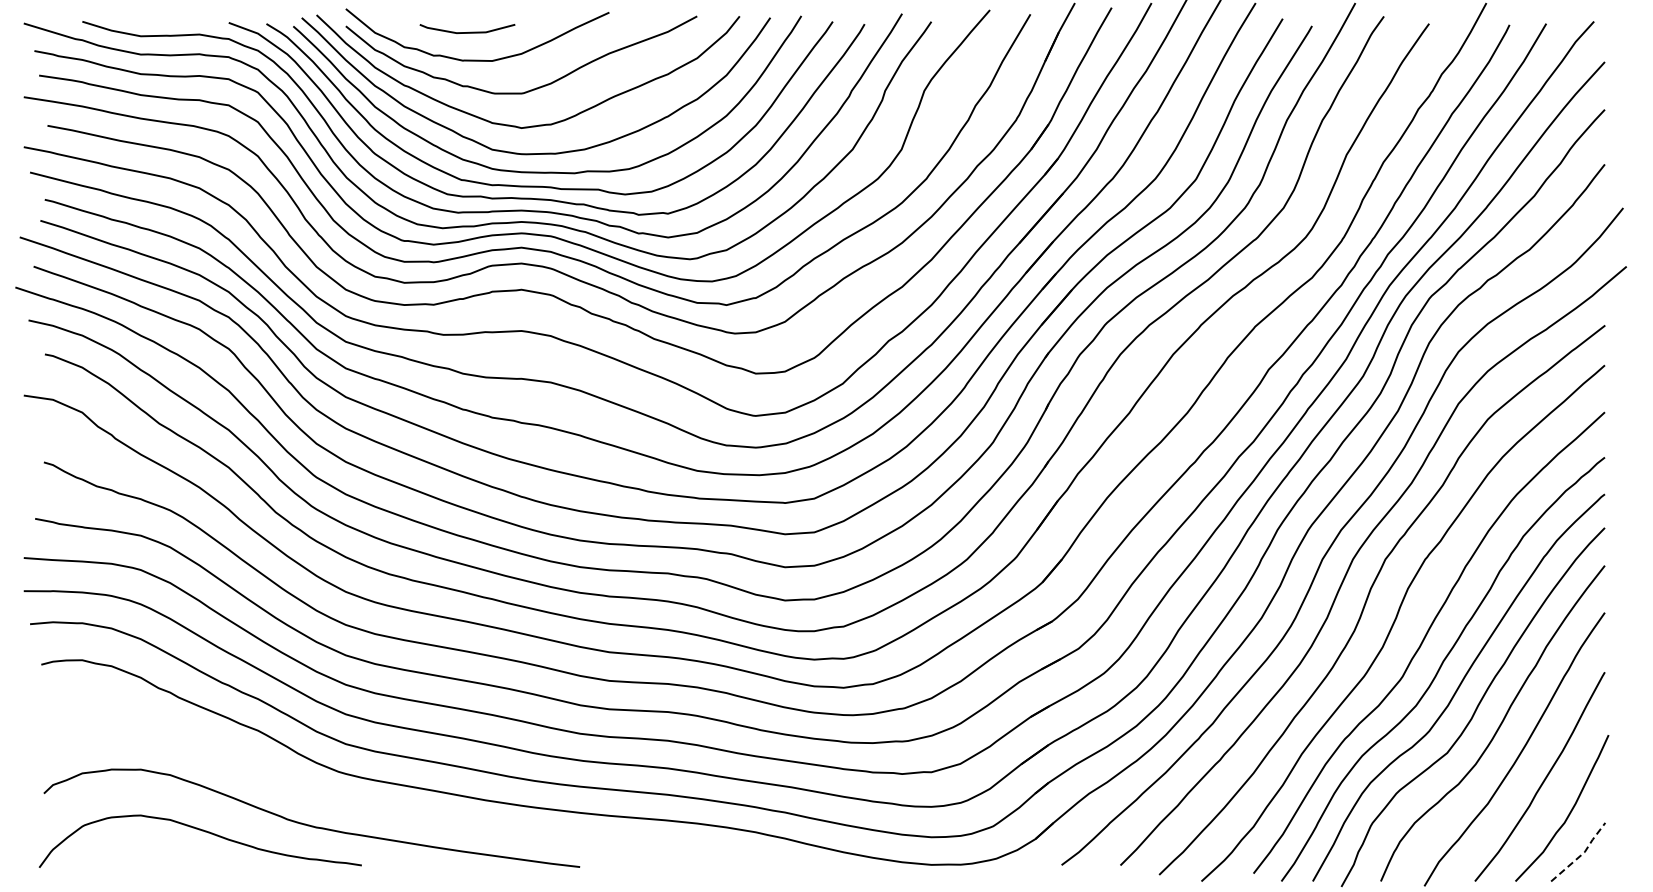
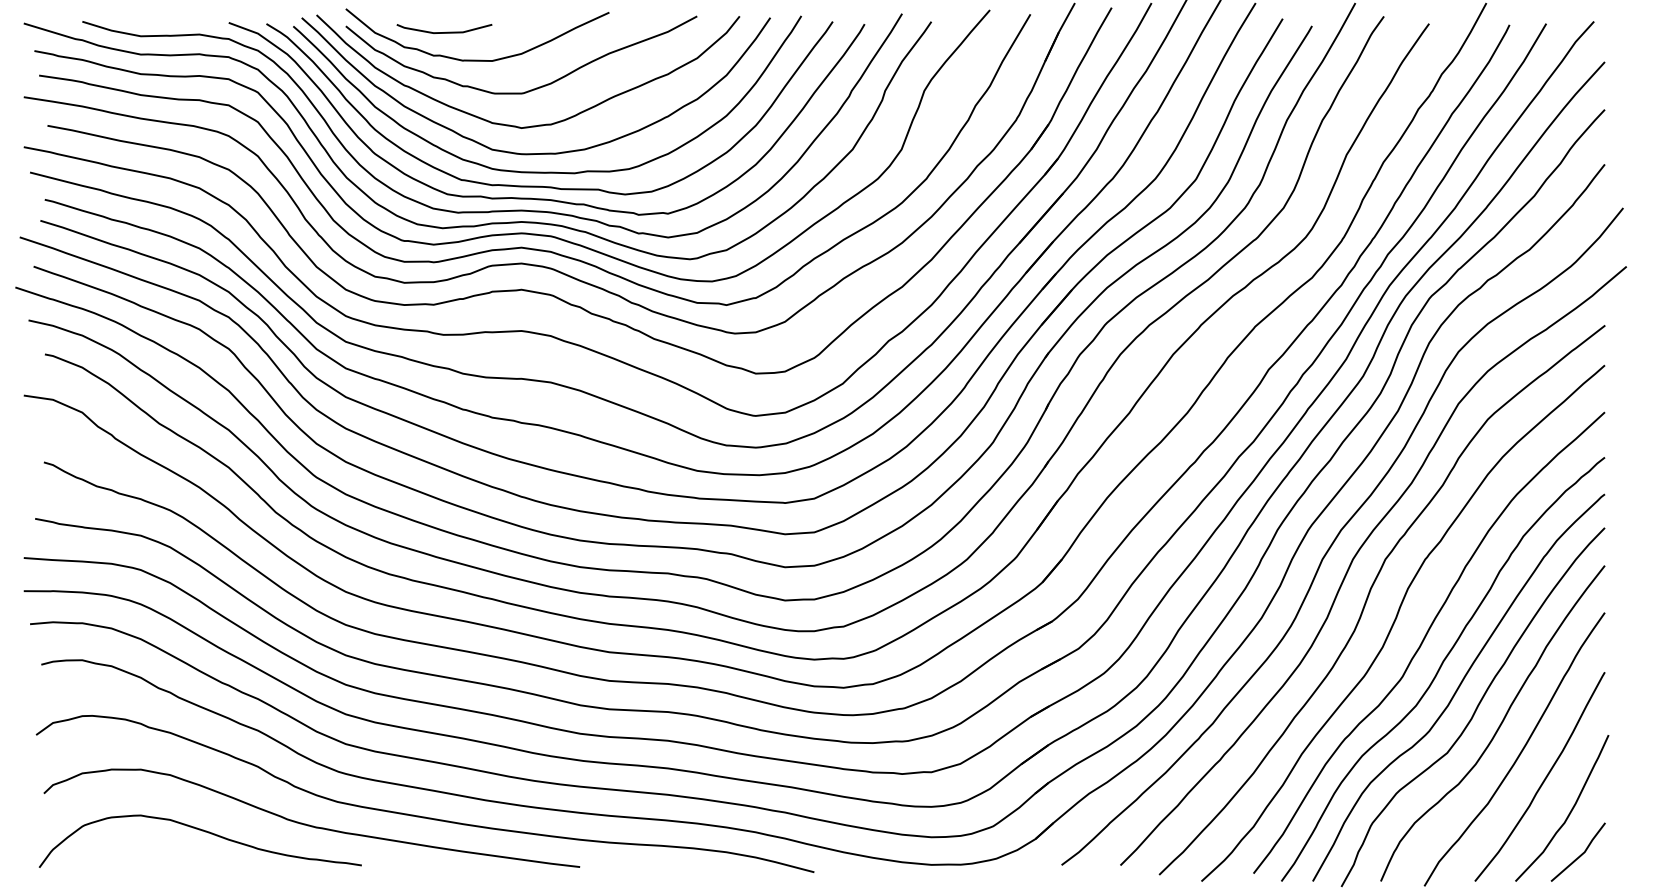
line position: (469, 31) -> (446, 31) (446, 31)
curve: none -> present (419, 815)
line: dashed -> solid (1582, 854)
